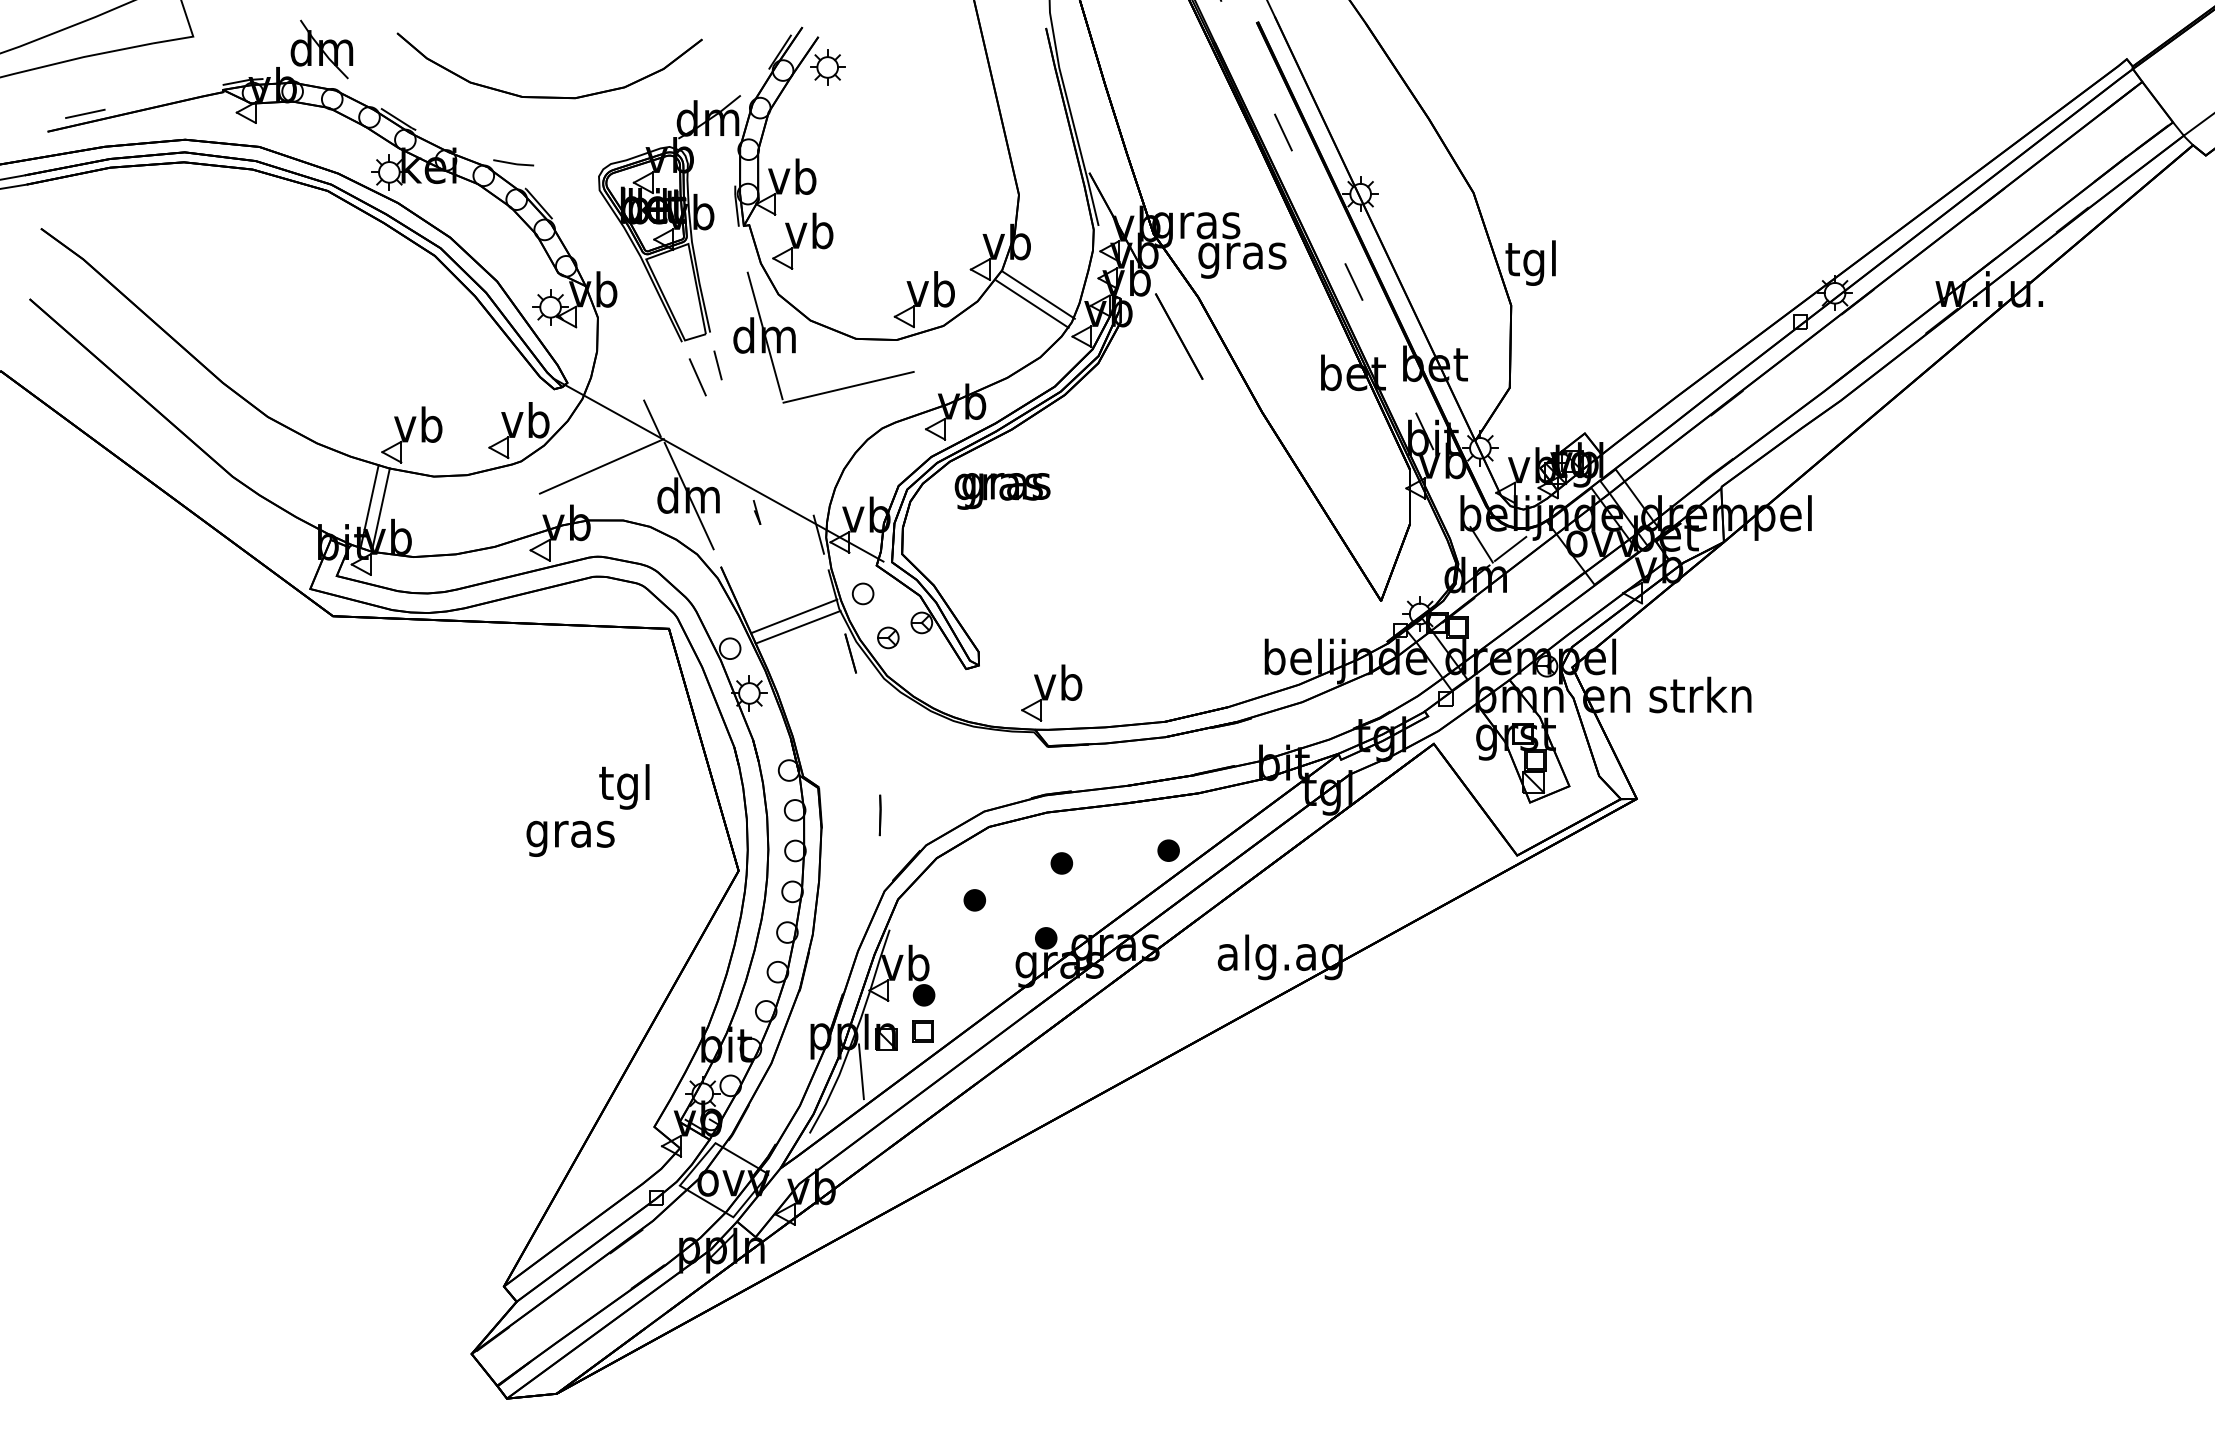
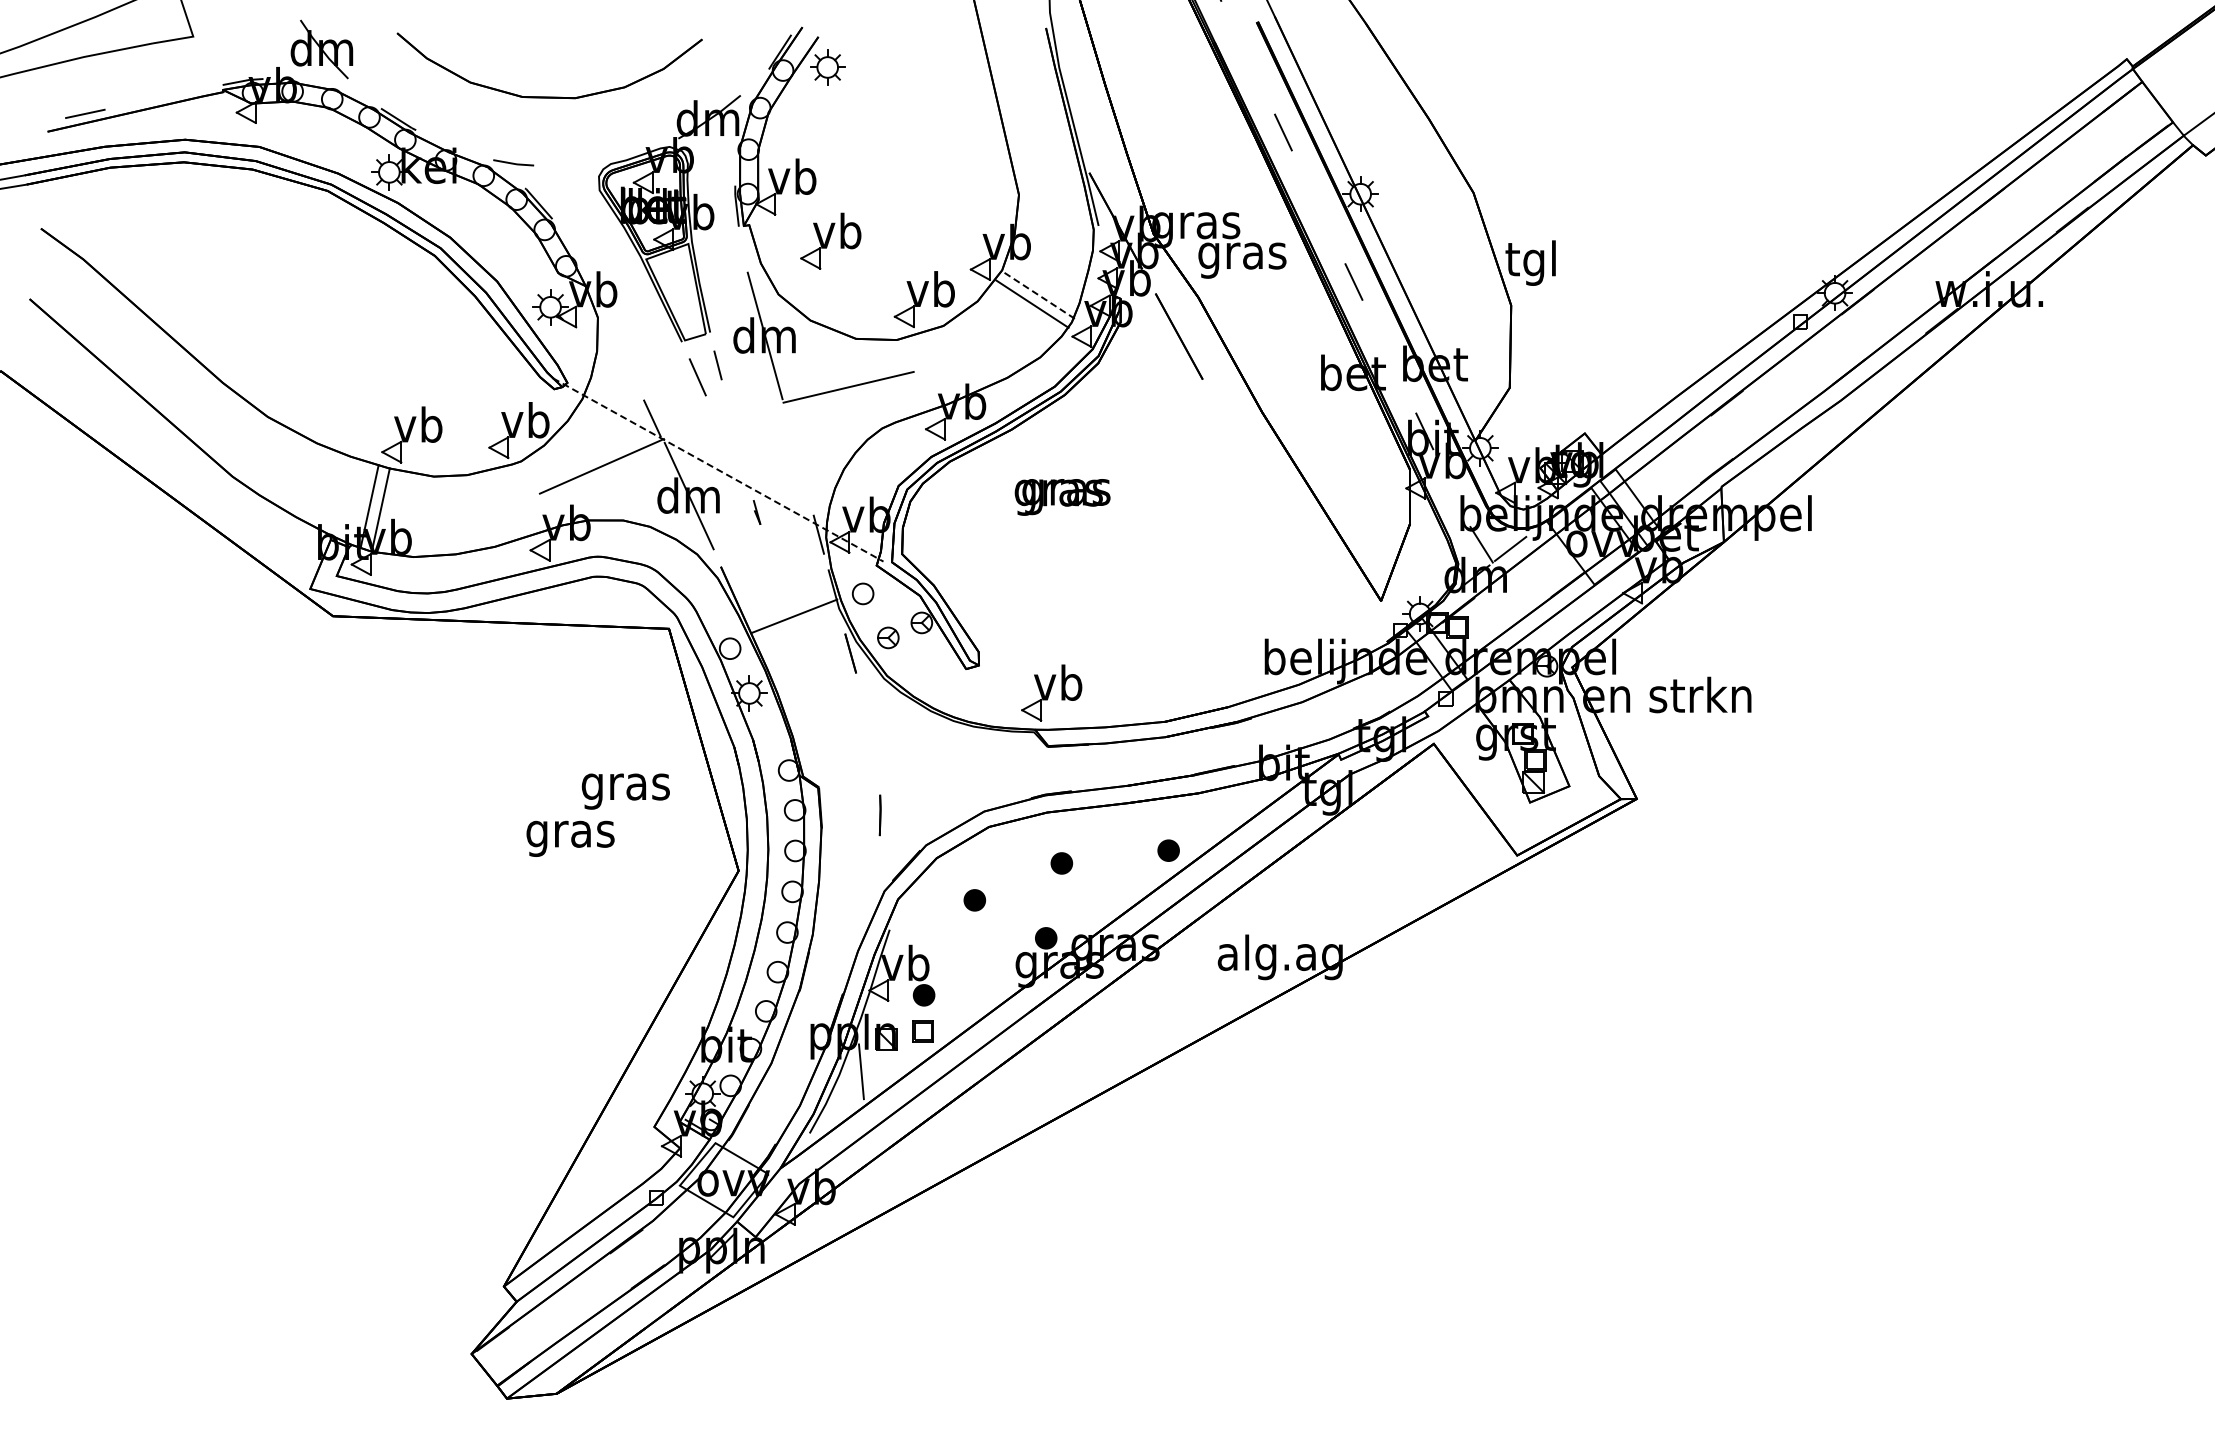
part position: (802, 240) -> (830, 240) (830, 240)
line: solid -> dashed (1038, 294)
line: solid -> dashed (718, 469)
text position: (1002, 491) -> (1062, 497) (1062, 497)
line: present -> none (797, 626)
text: tgl -> gras (625, 786)
